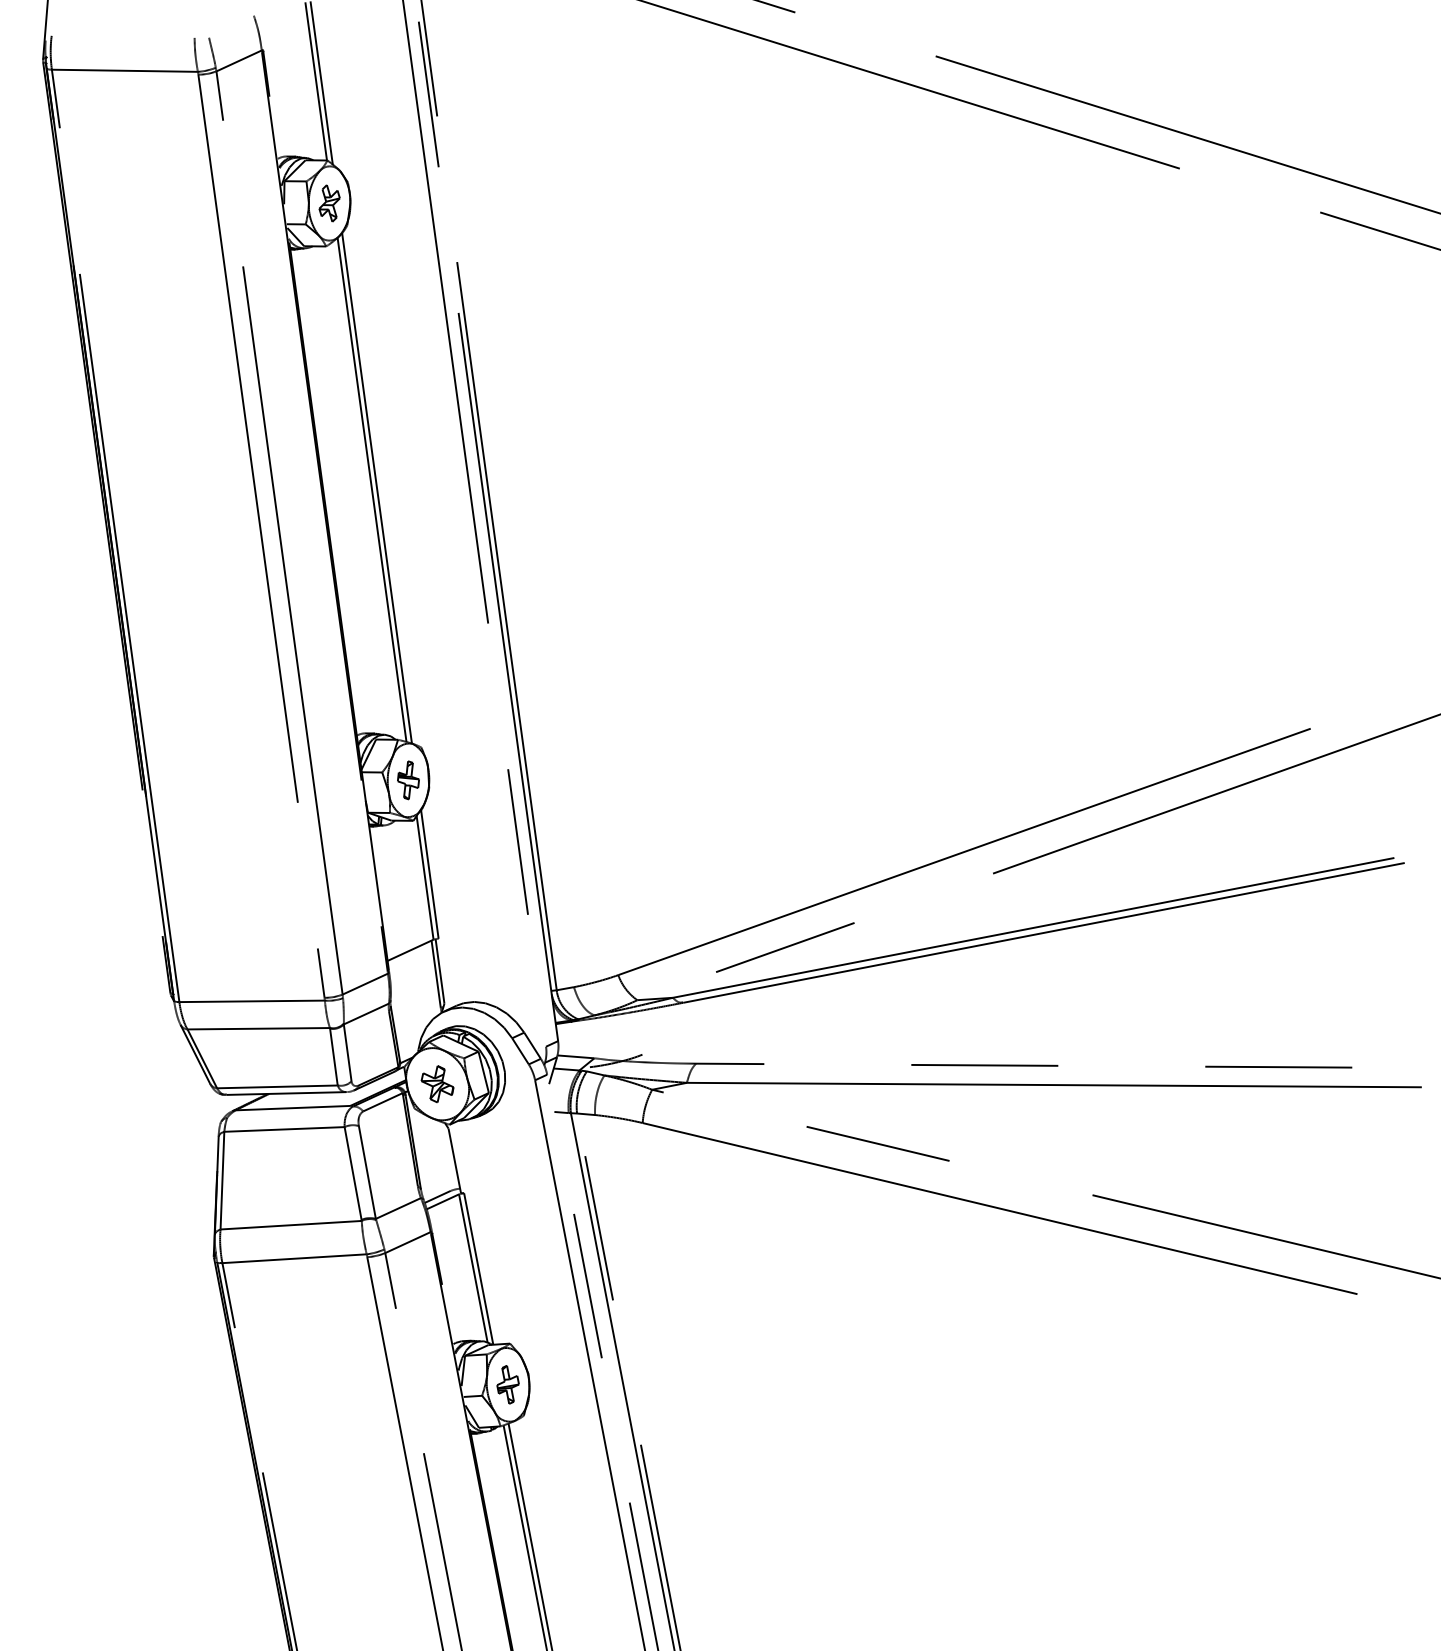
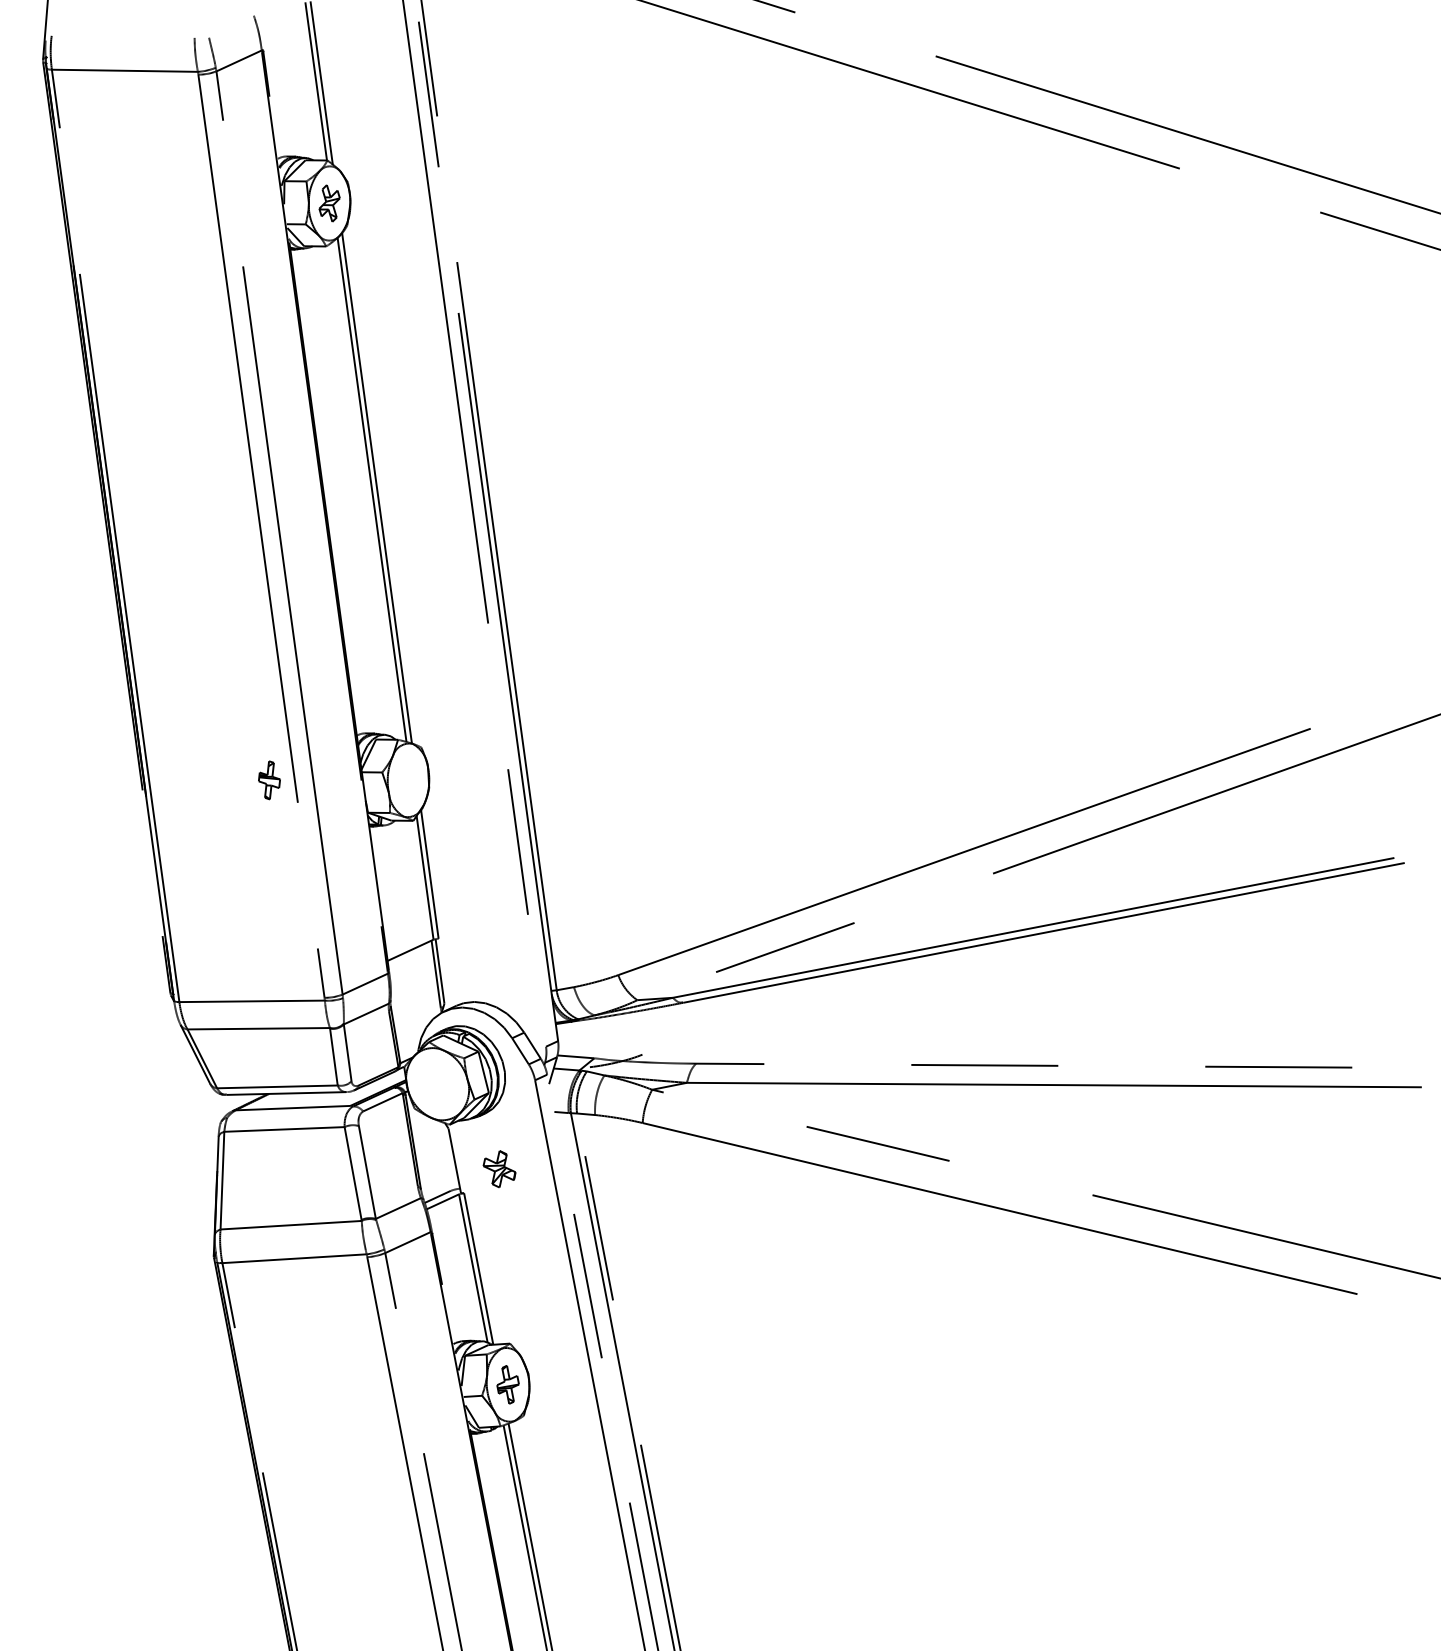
part position: (408, 780) -> (269, 780) (269, 780)
part position: (437, 1084) -> (499, 1169) (499, 1169)
